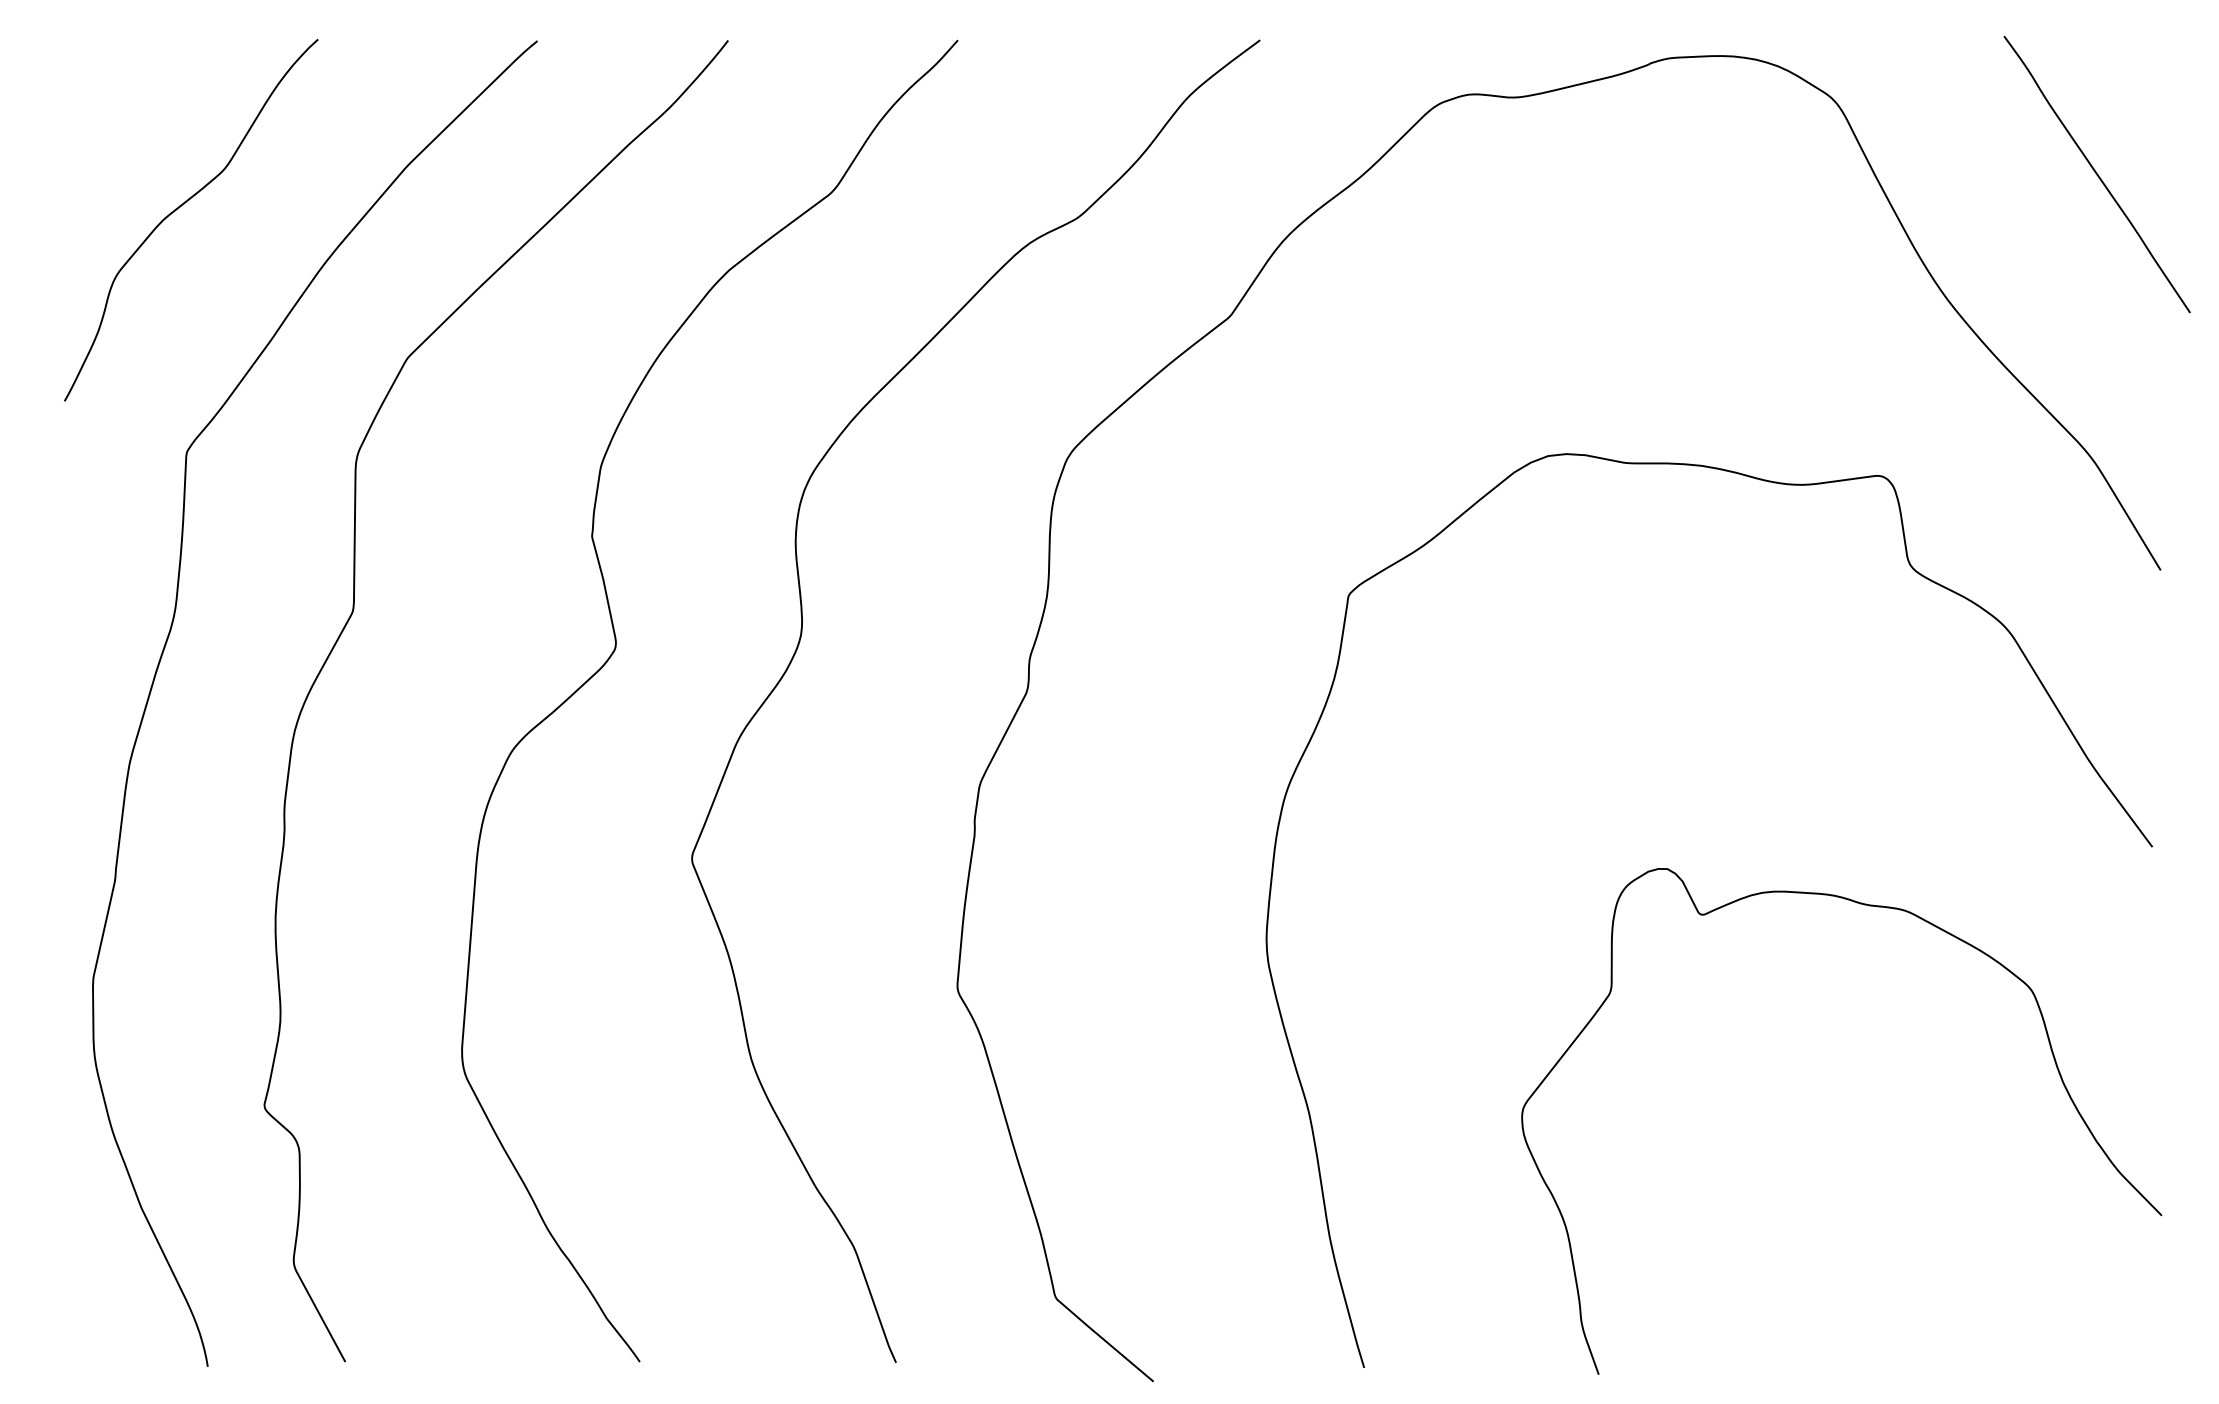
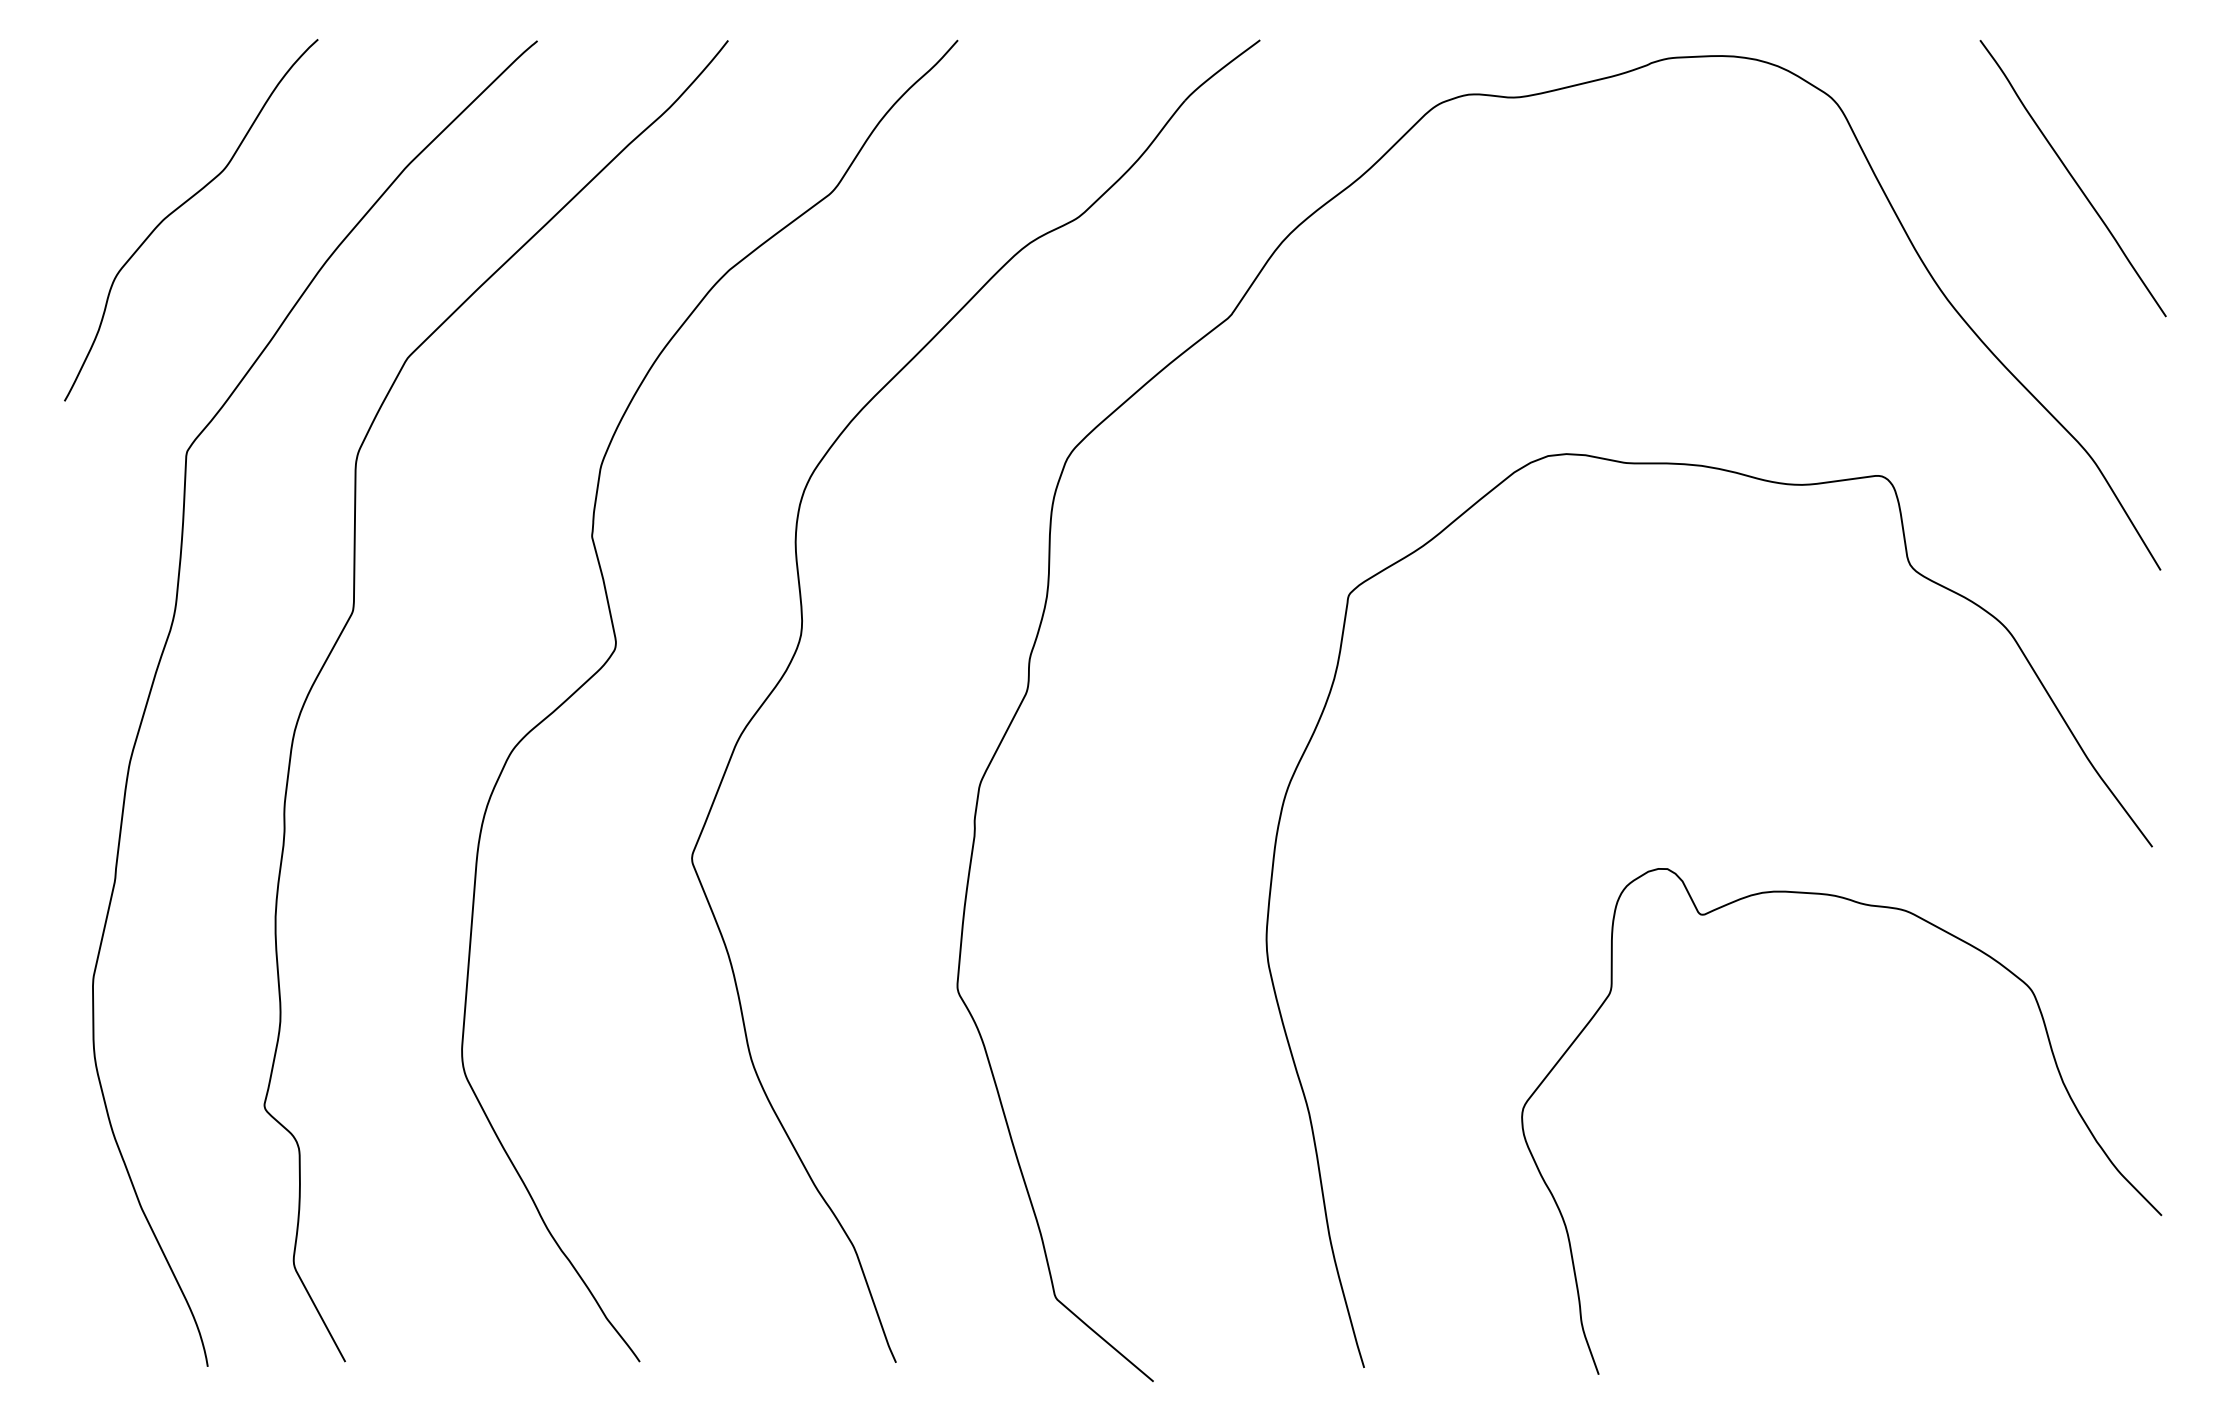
curve position: (2096, 174) -> (2072, 178) (2072, 178)
